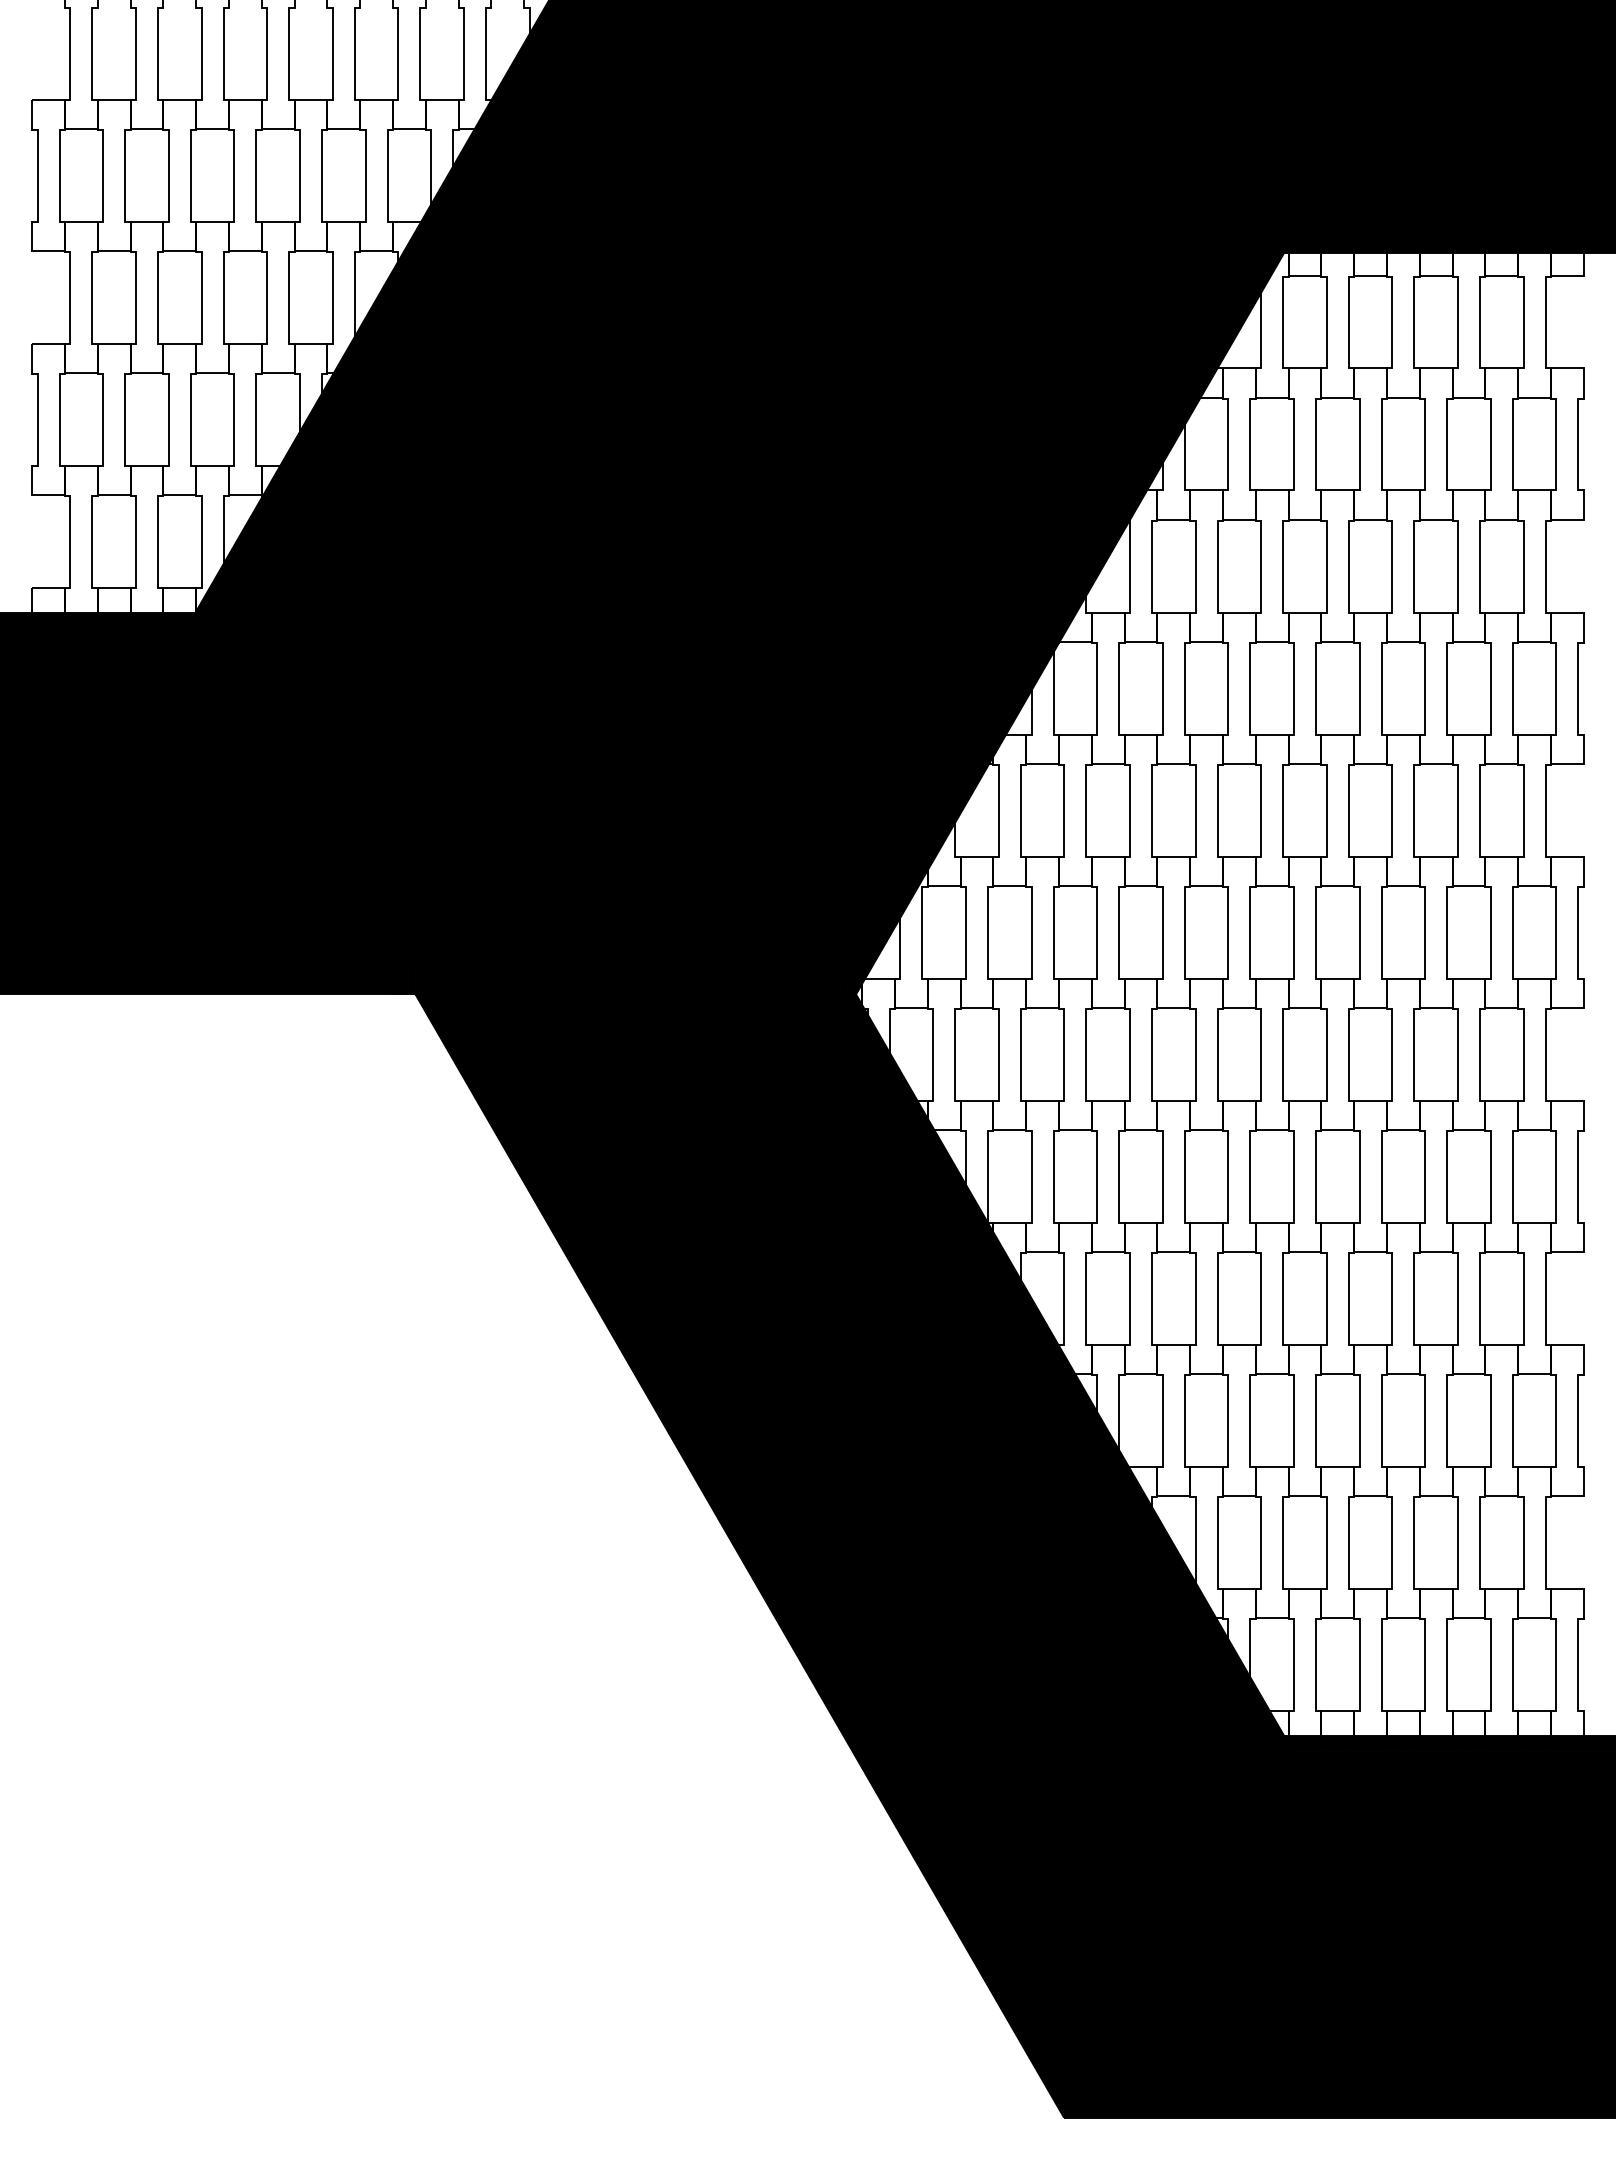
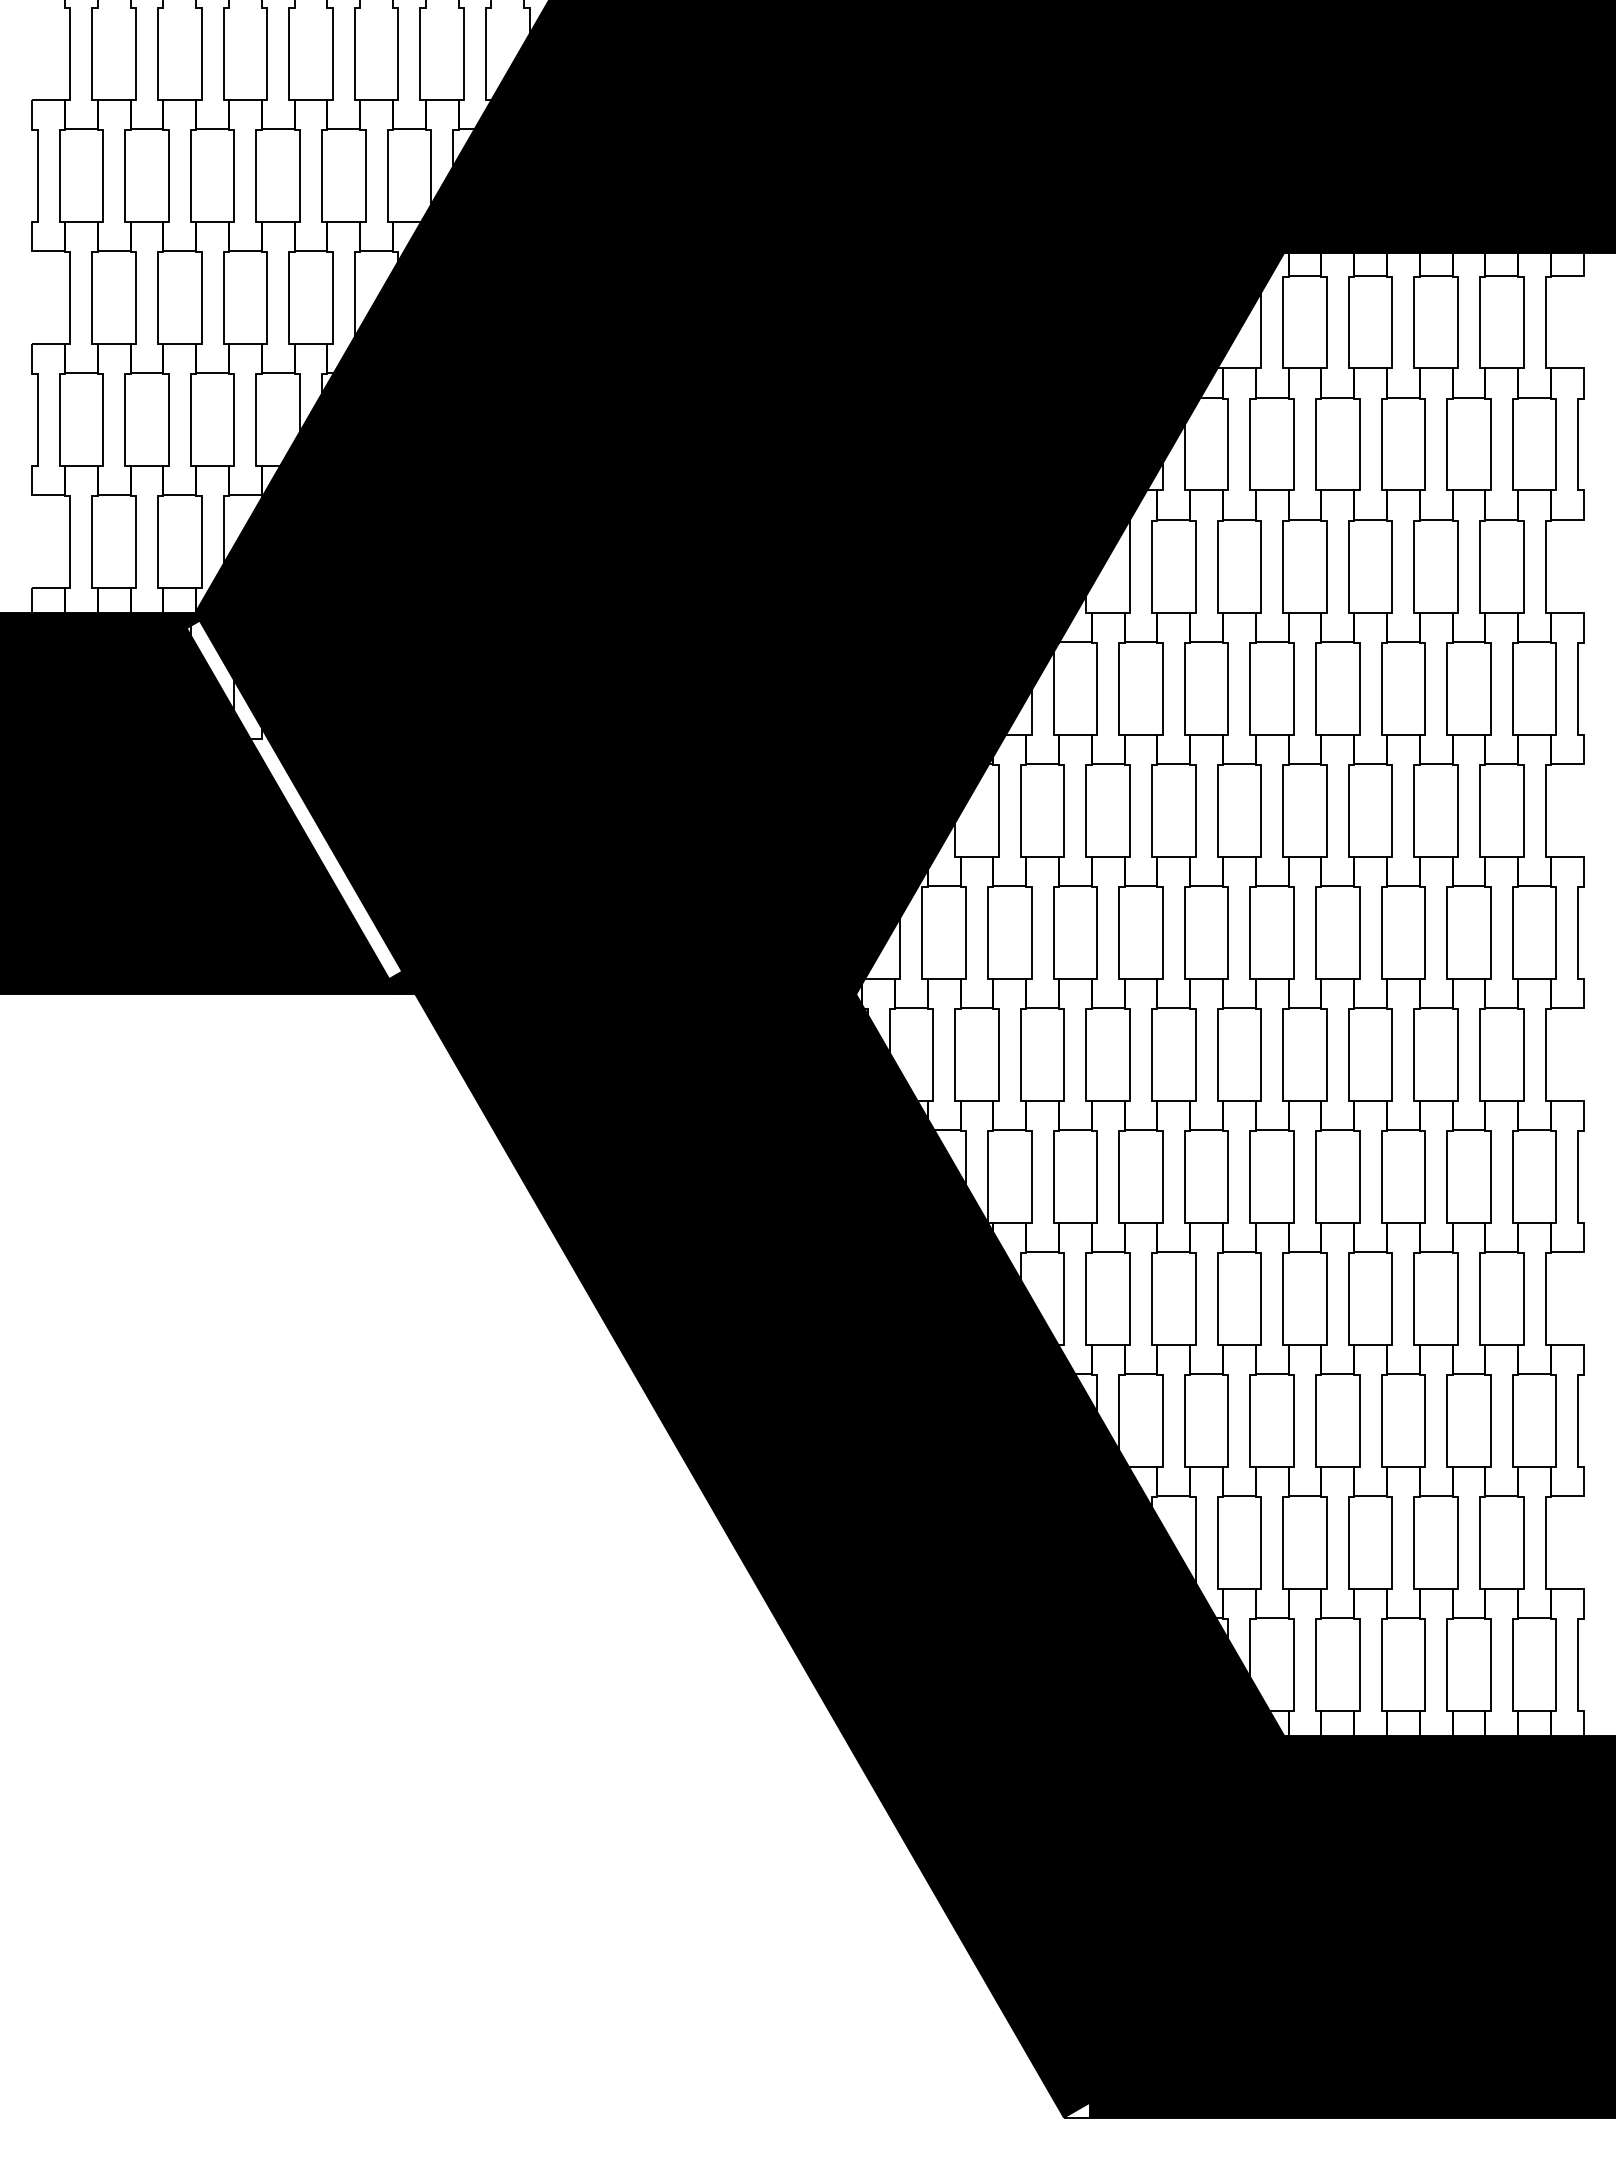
fill: present -> none (294, 799)
fill: present -> none (1077, 2109)
